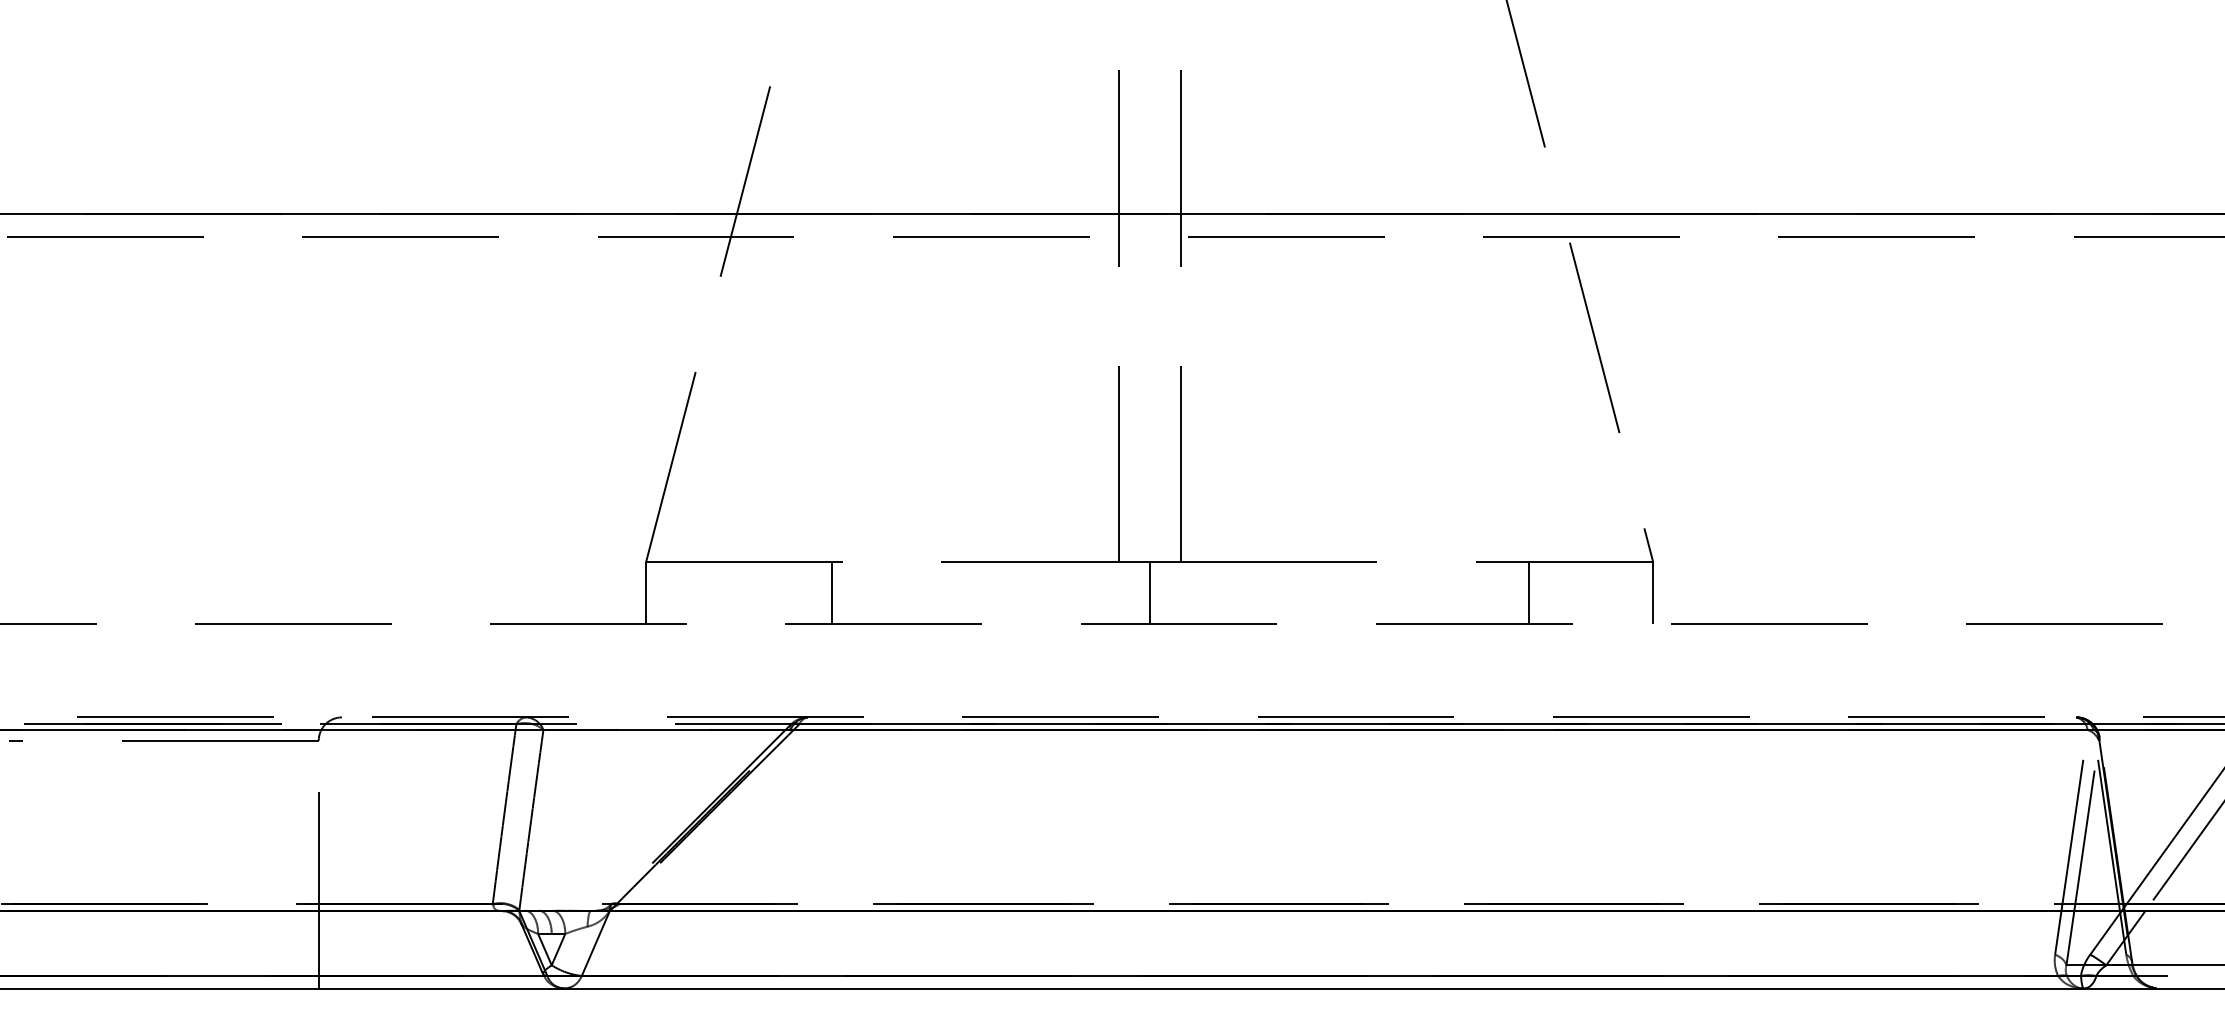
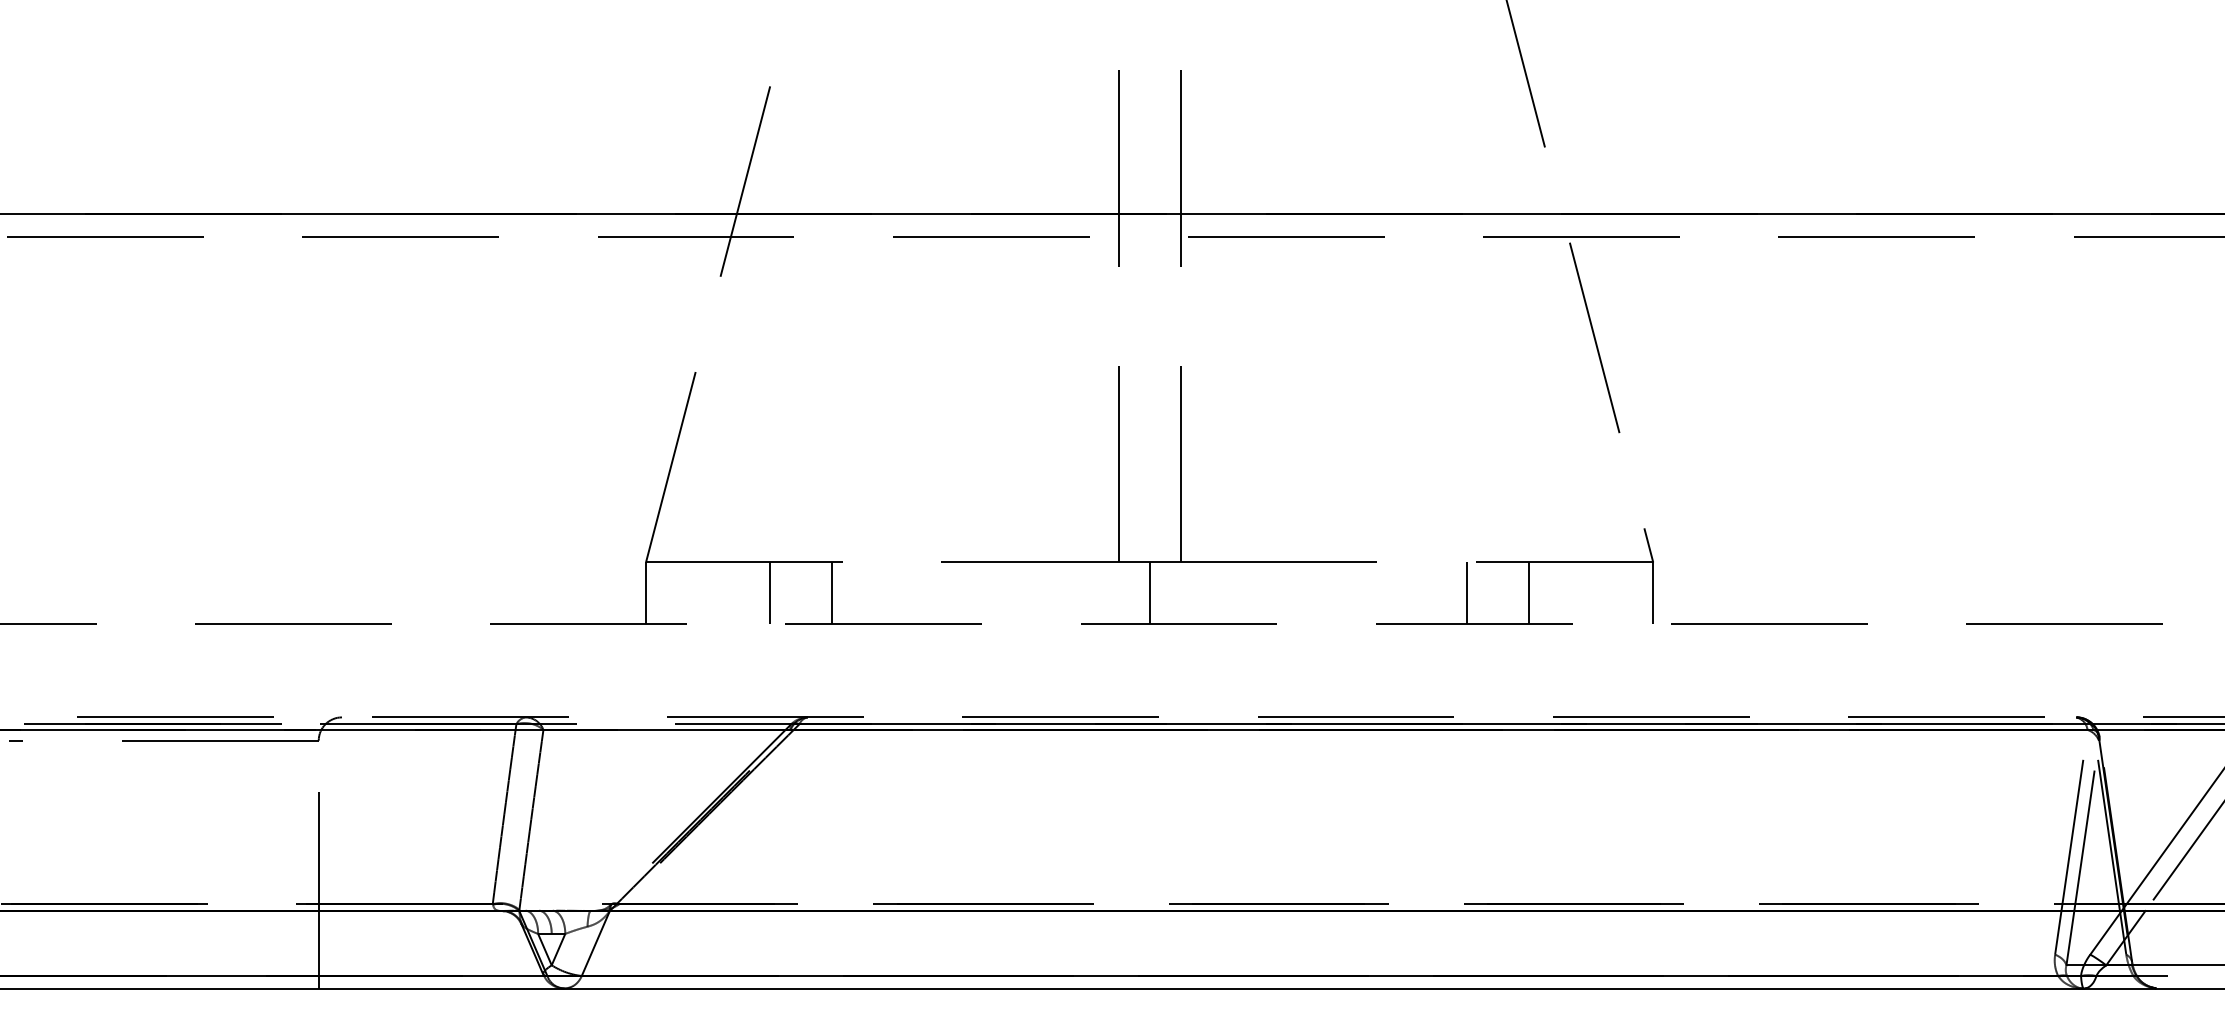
line: none -> present (769, 593)
line: none -> present (1467, 593)
